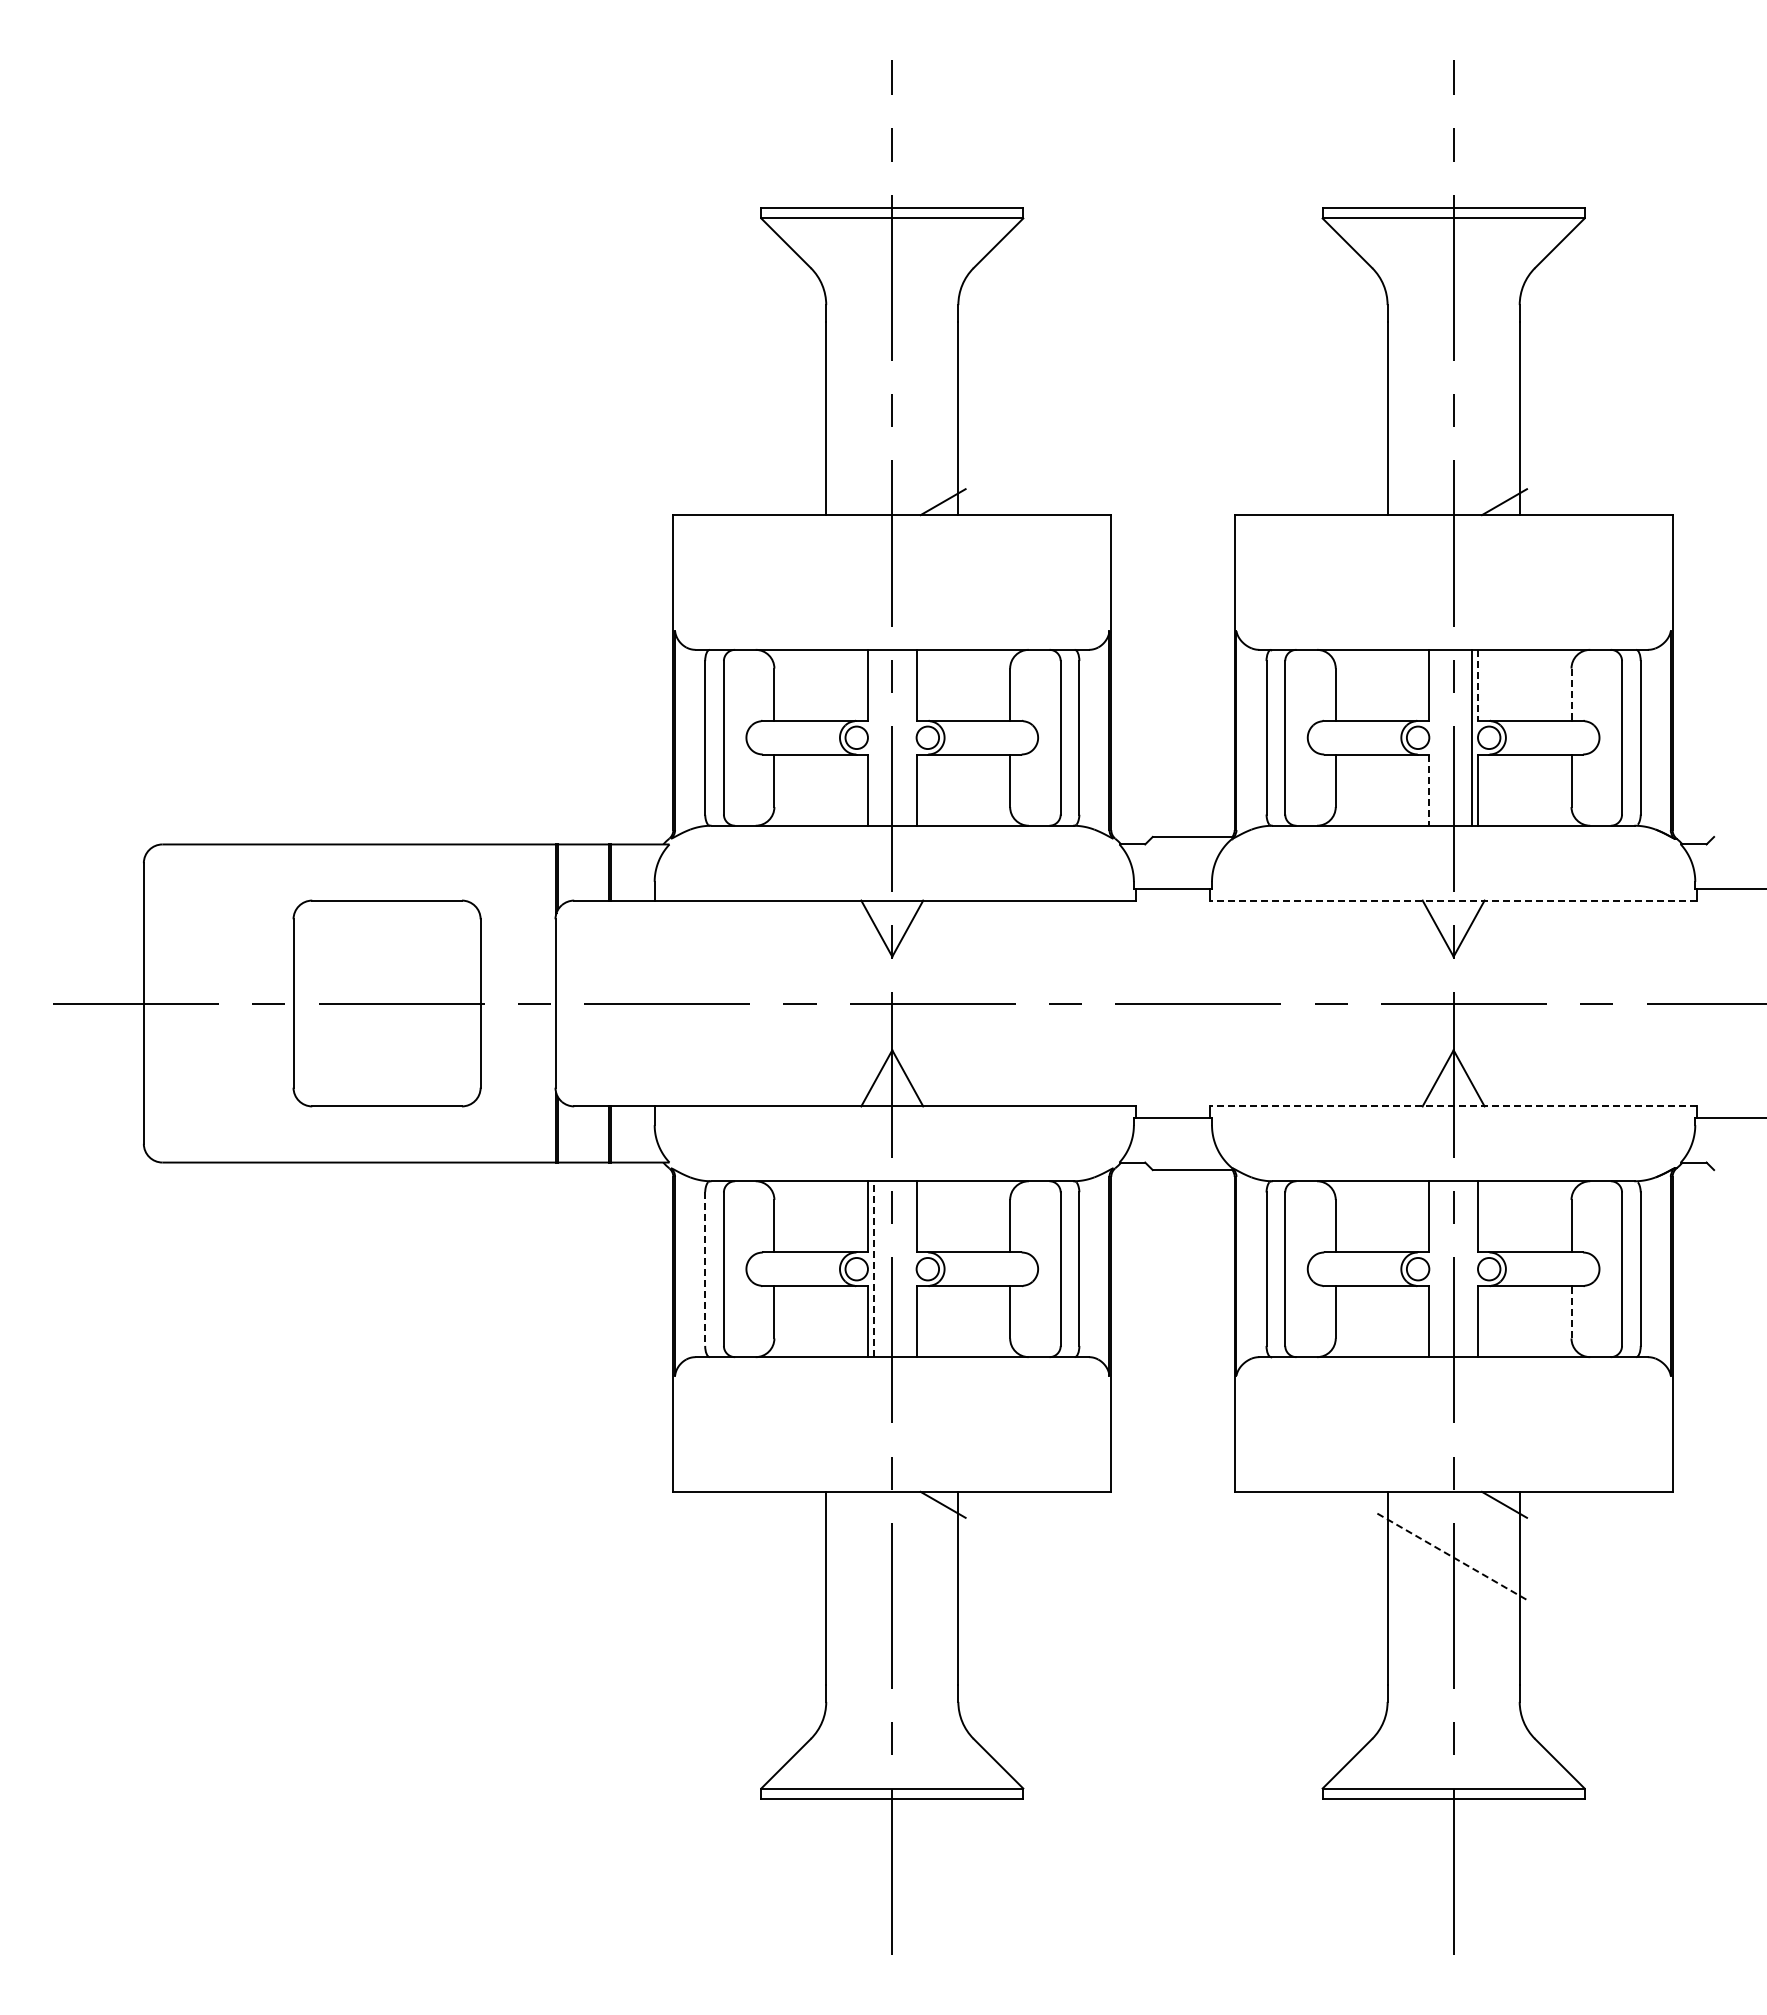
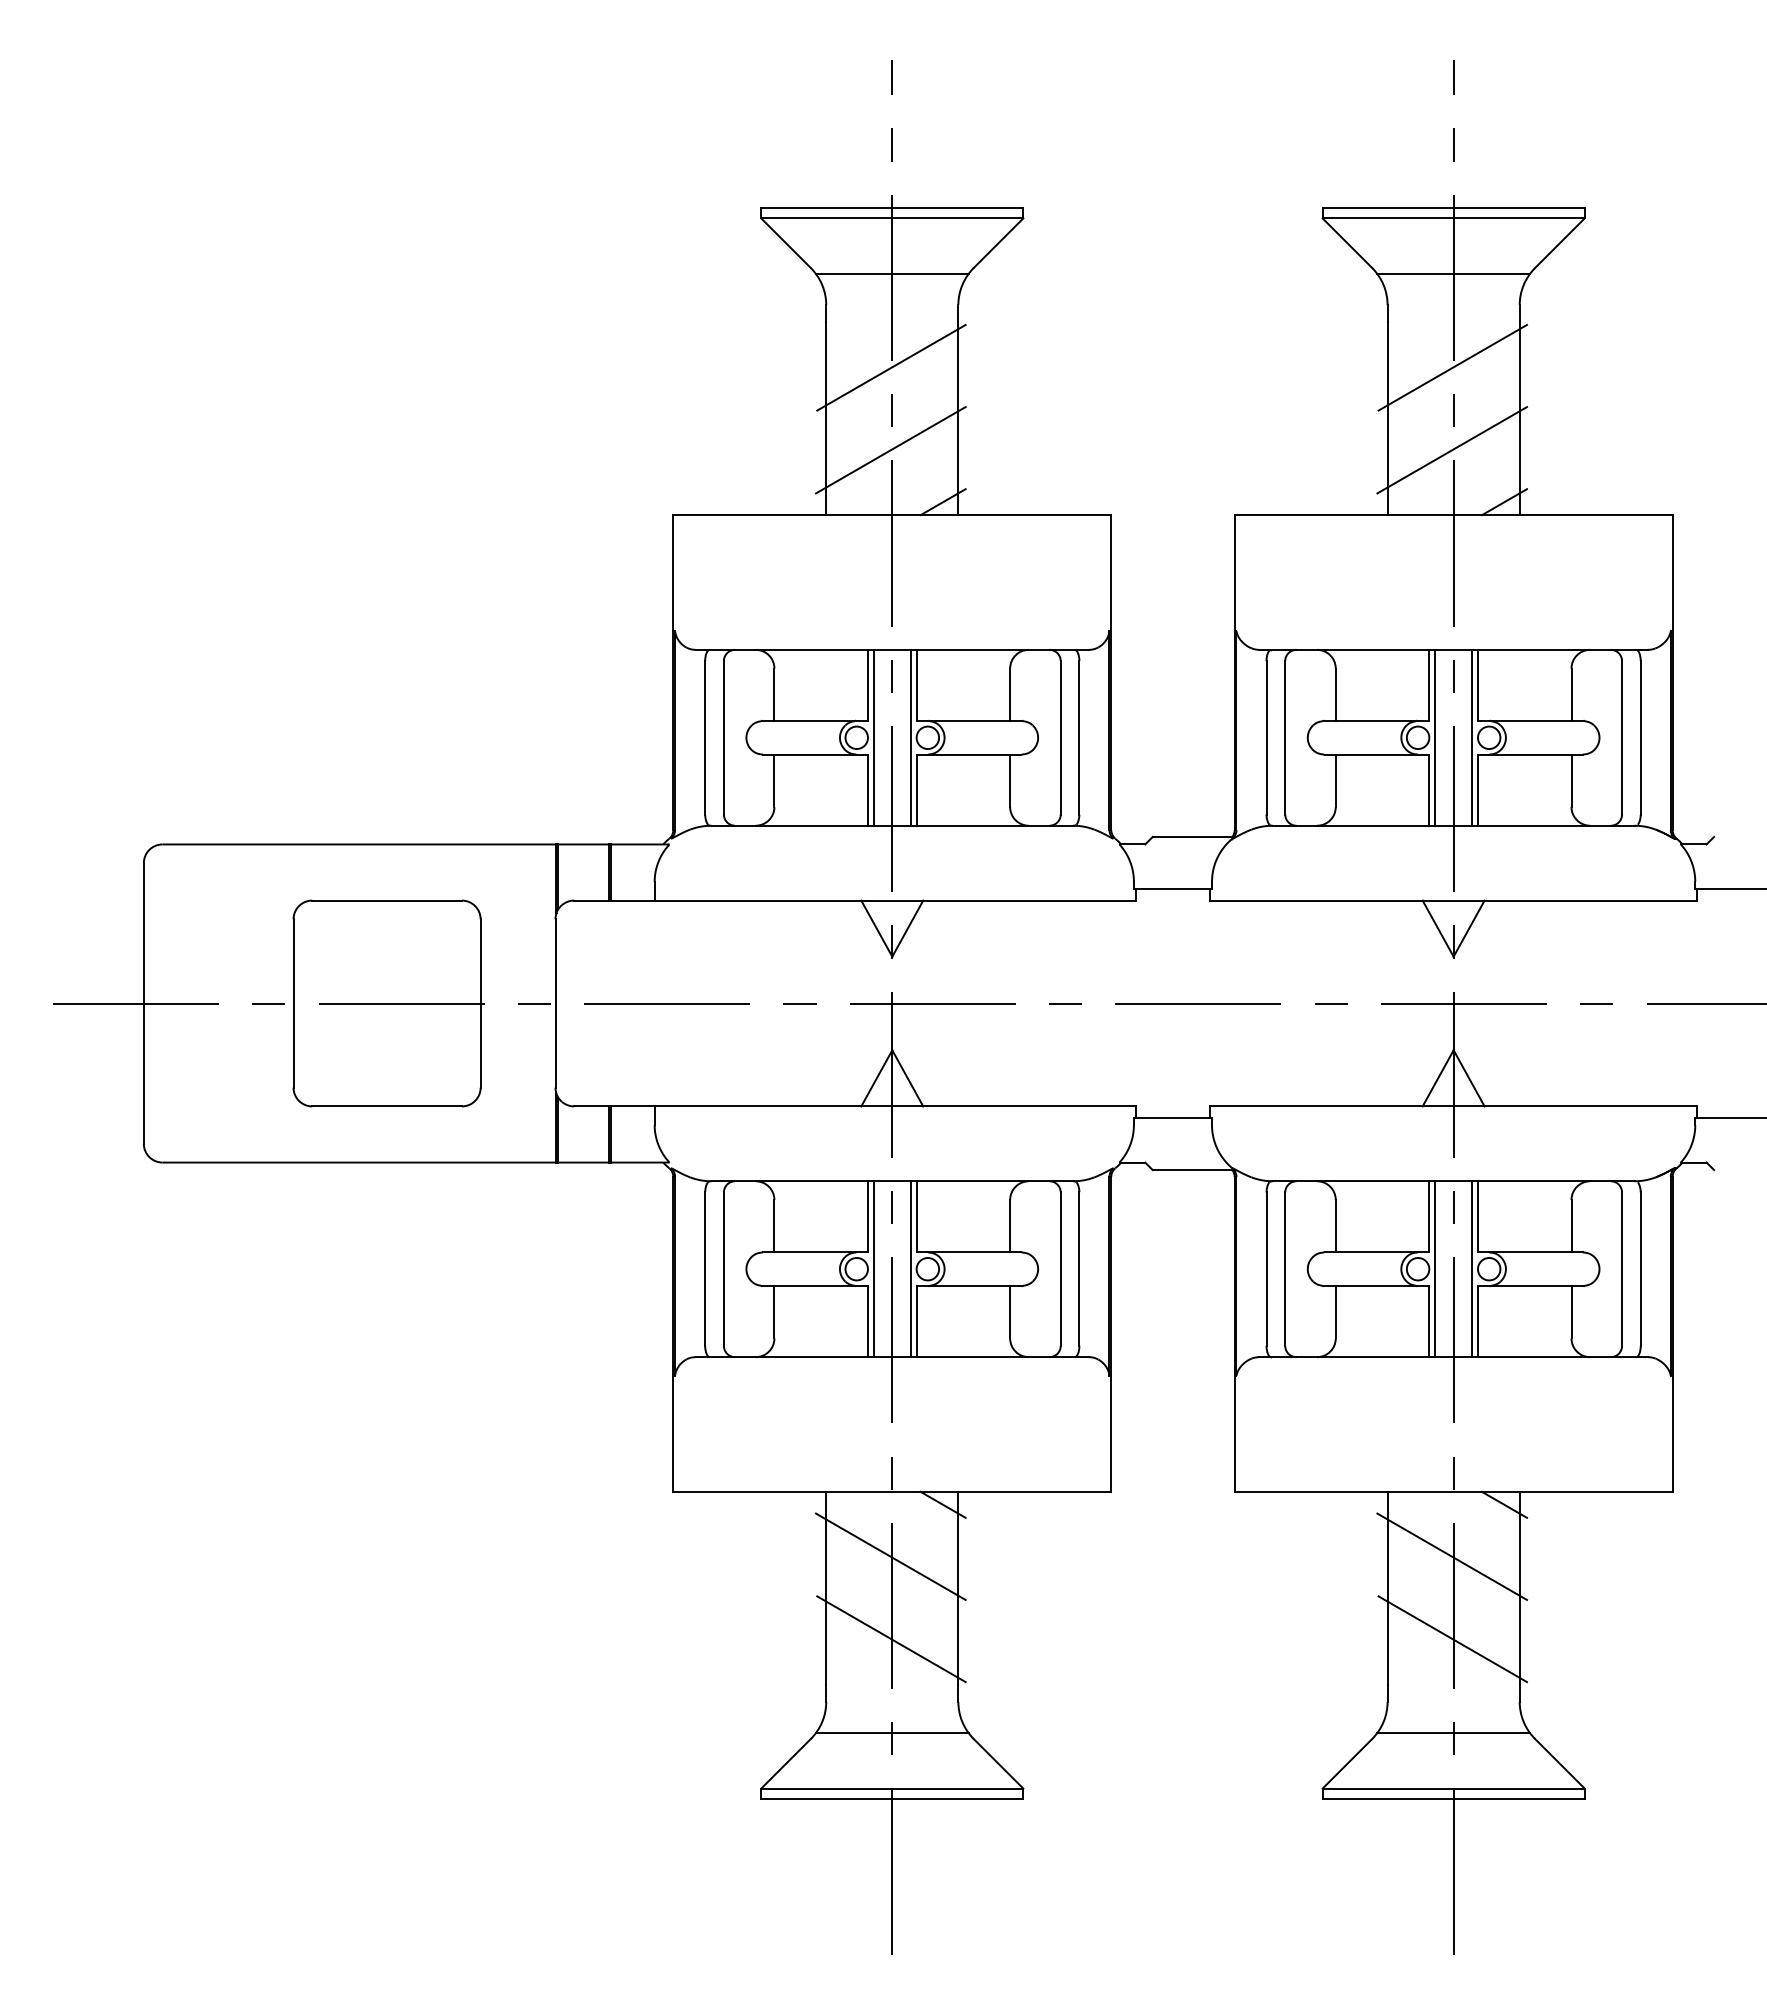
line: none -> present (891, 273)
line: none -> present (1453, 273)
line: none -> present (891, 367)
line: none -> present (1452, 367)
line: none -> present (890, 450)
line: none -> present (1452, 450)
line: dashed -> solid (1477, 685)
line: dashed -> solid (1571, 695)
line: none -> present (873, 737)
line: none -> present (911, 737)
line: none -> present (1434, 737)
line: dashed -> solid (1429, 790)
line: dashed -> solid (1453, 900)
line: dashed -> solid (1453, 1106)
line: dashed -> solid (705, 1269)
line: dashed -> solid (873, 1269)
line: none -> present (911, 1269)
line: none -> present (1434, 1269)
line: none -> present (1472, 1269)
line: dashed -> solid (1571, 1311)
line: none -> present (890, 1556)
line: dashed -> solid (1452, 1557)
line: none -> present (891, 1639)
line: none -> present (1452, 1639)
line: none -> present (891, 1733)
line: none -> present (1453, 1733)
